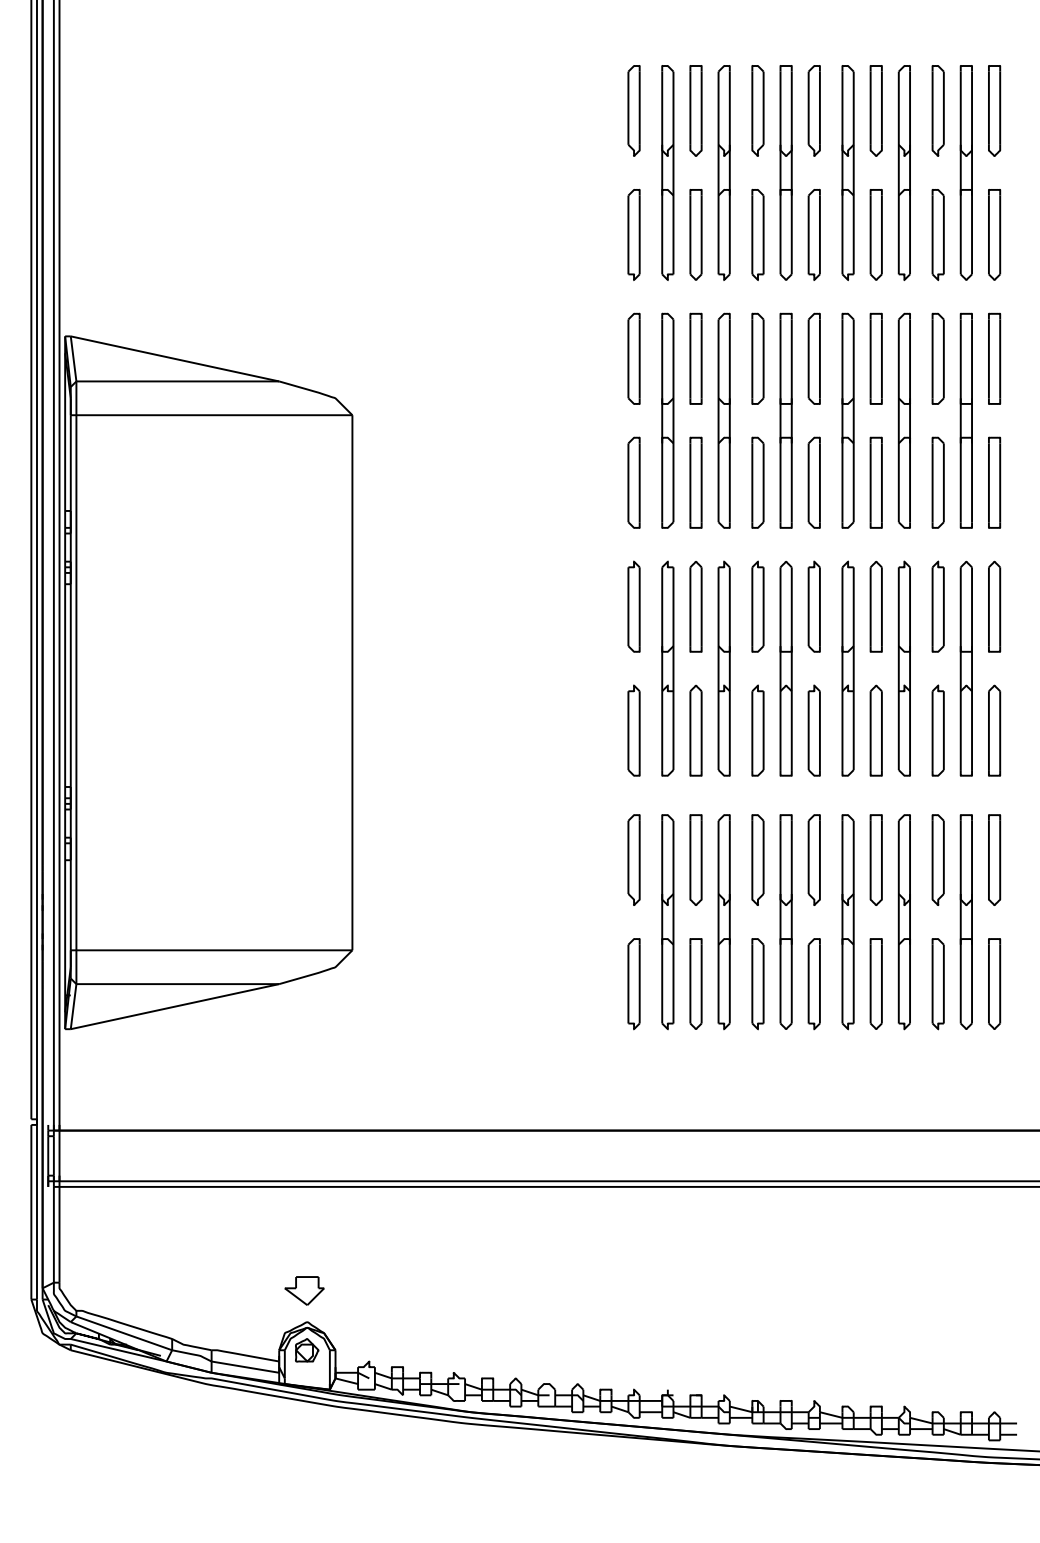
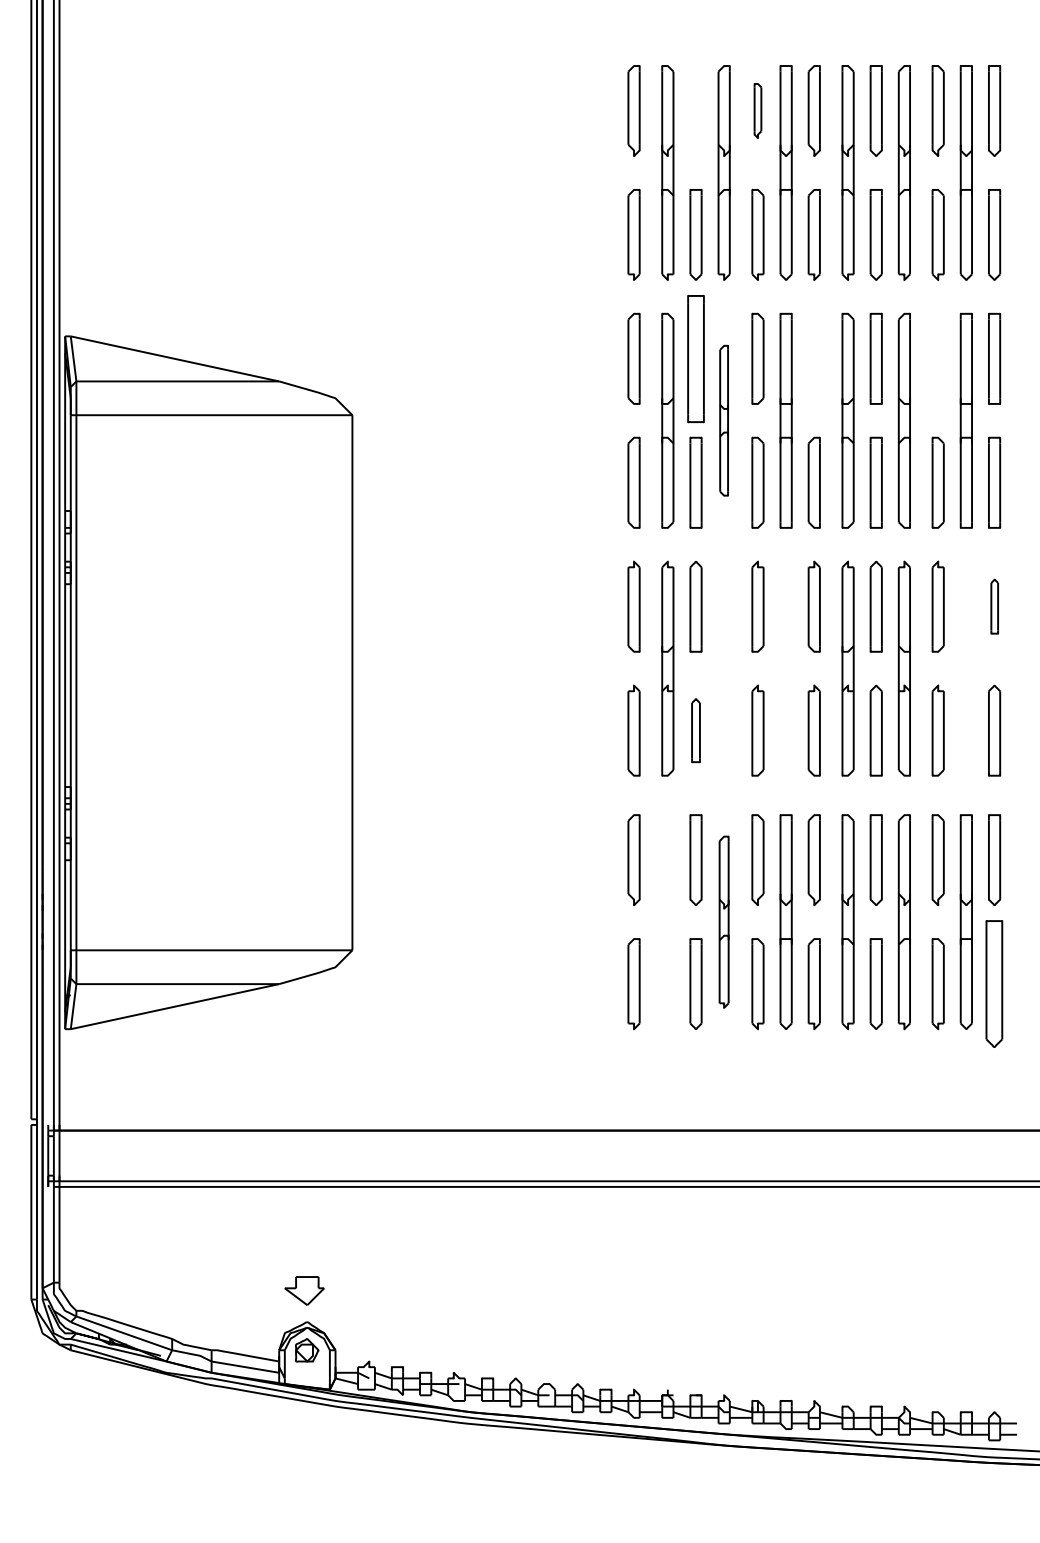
part: present -> none (695, 110)
part size: 14x92 px -> 10x56 px (757, 110)
part size: 14x93 px -> 18x129 px (695, 359)
part: present -> none (813, 358)
part: present -> none (937, 358)
part size: 14x217 px -> 10x153 px (723, 420)
part size: 14x93 px -> 9x57 px (994, 606)
part: present -> none (723, 668)
part: present -> none (785, 668)
part: present -> none (965, 668)
part size: 14x93 px -> 10x66 px (695, 730)
part: present -> none (667, 922)
part size: 14x217 px -> 12x174 px (723, 921)
part size: 14x92 px -> 19x128 px (994, 983)
